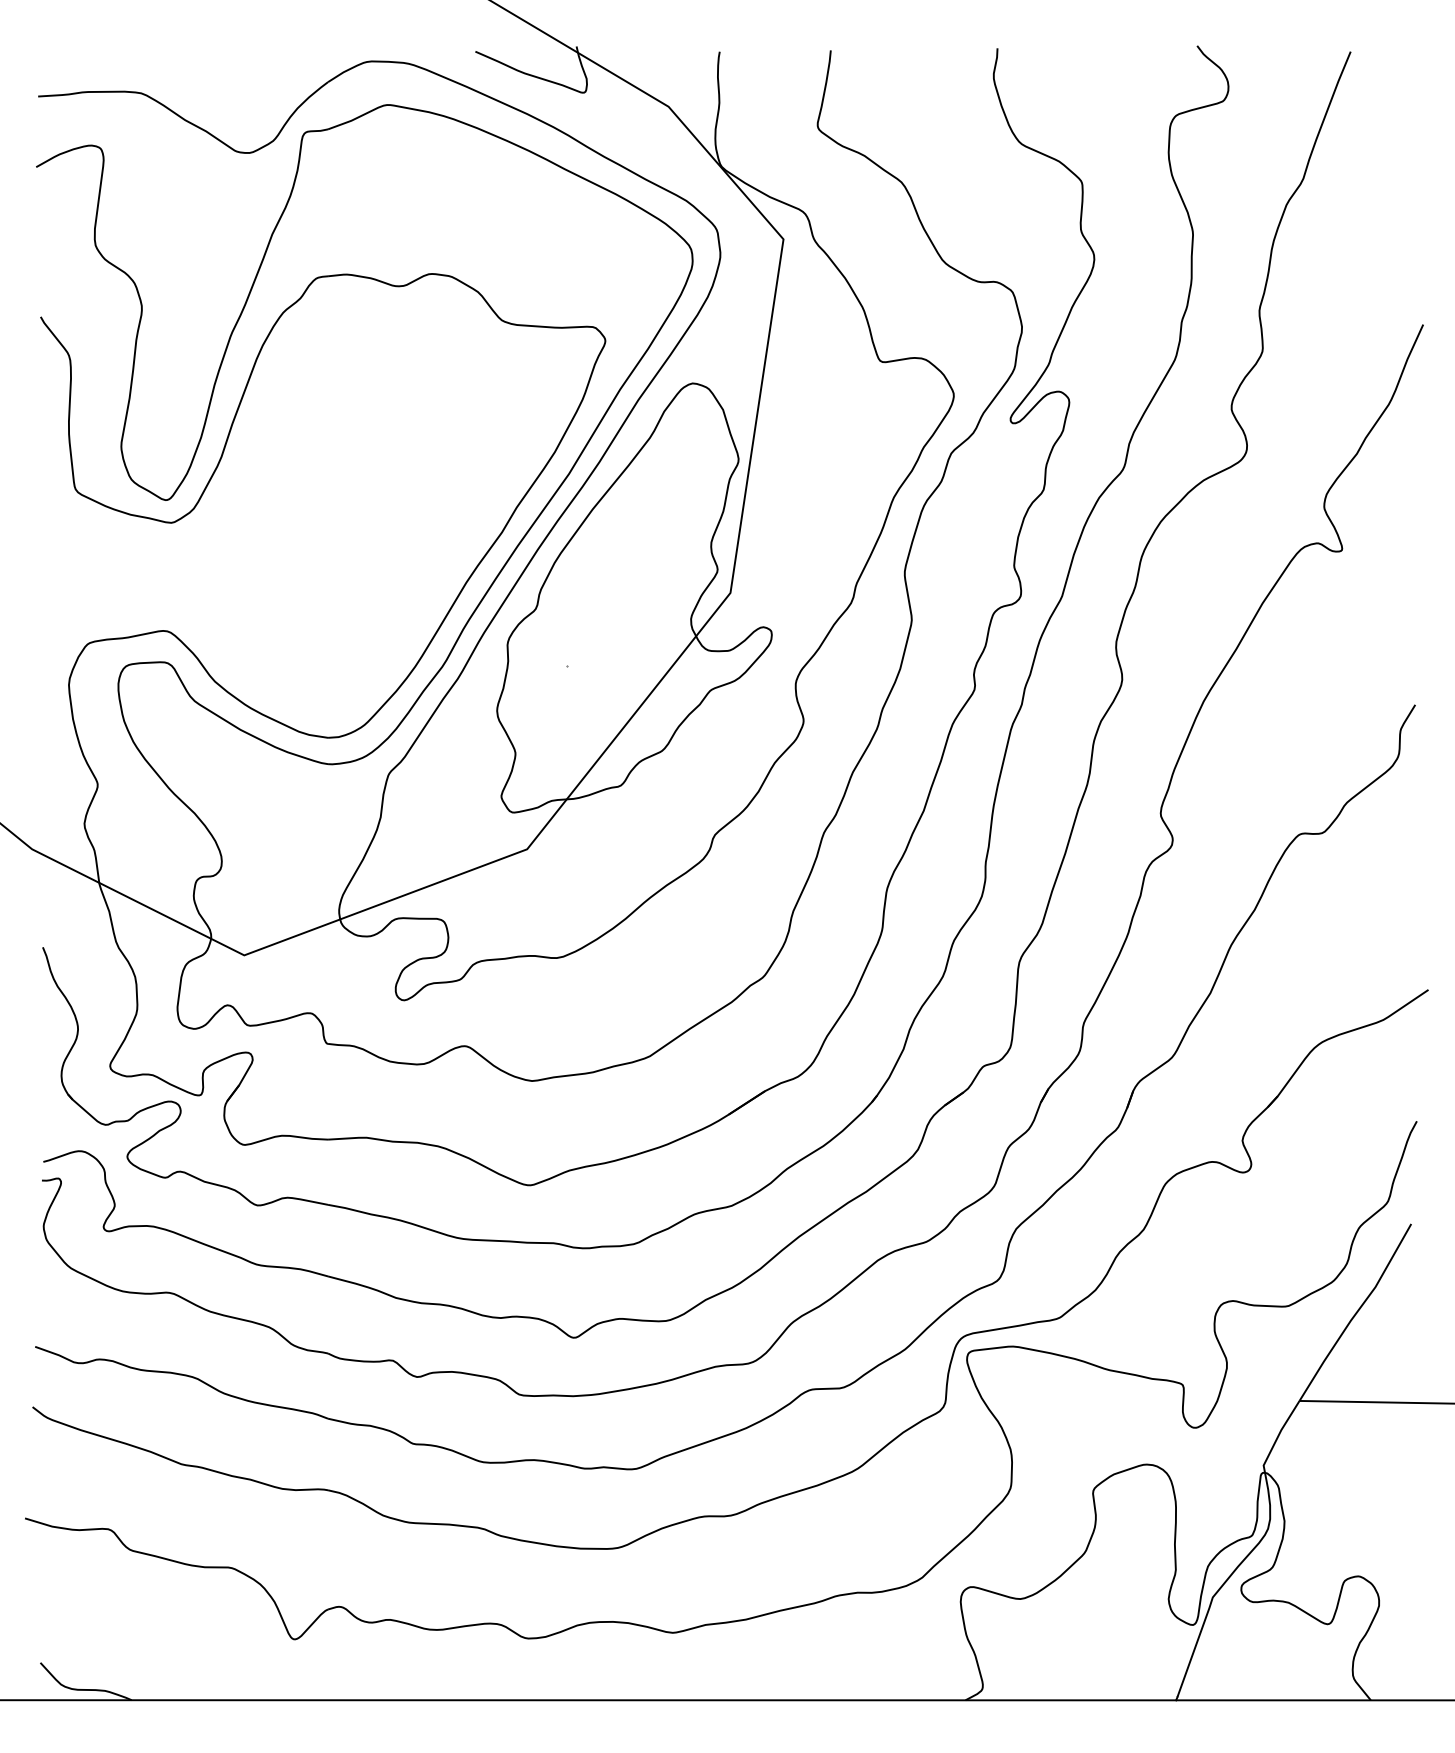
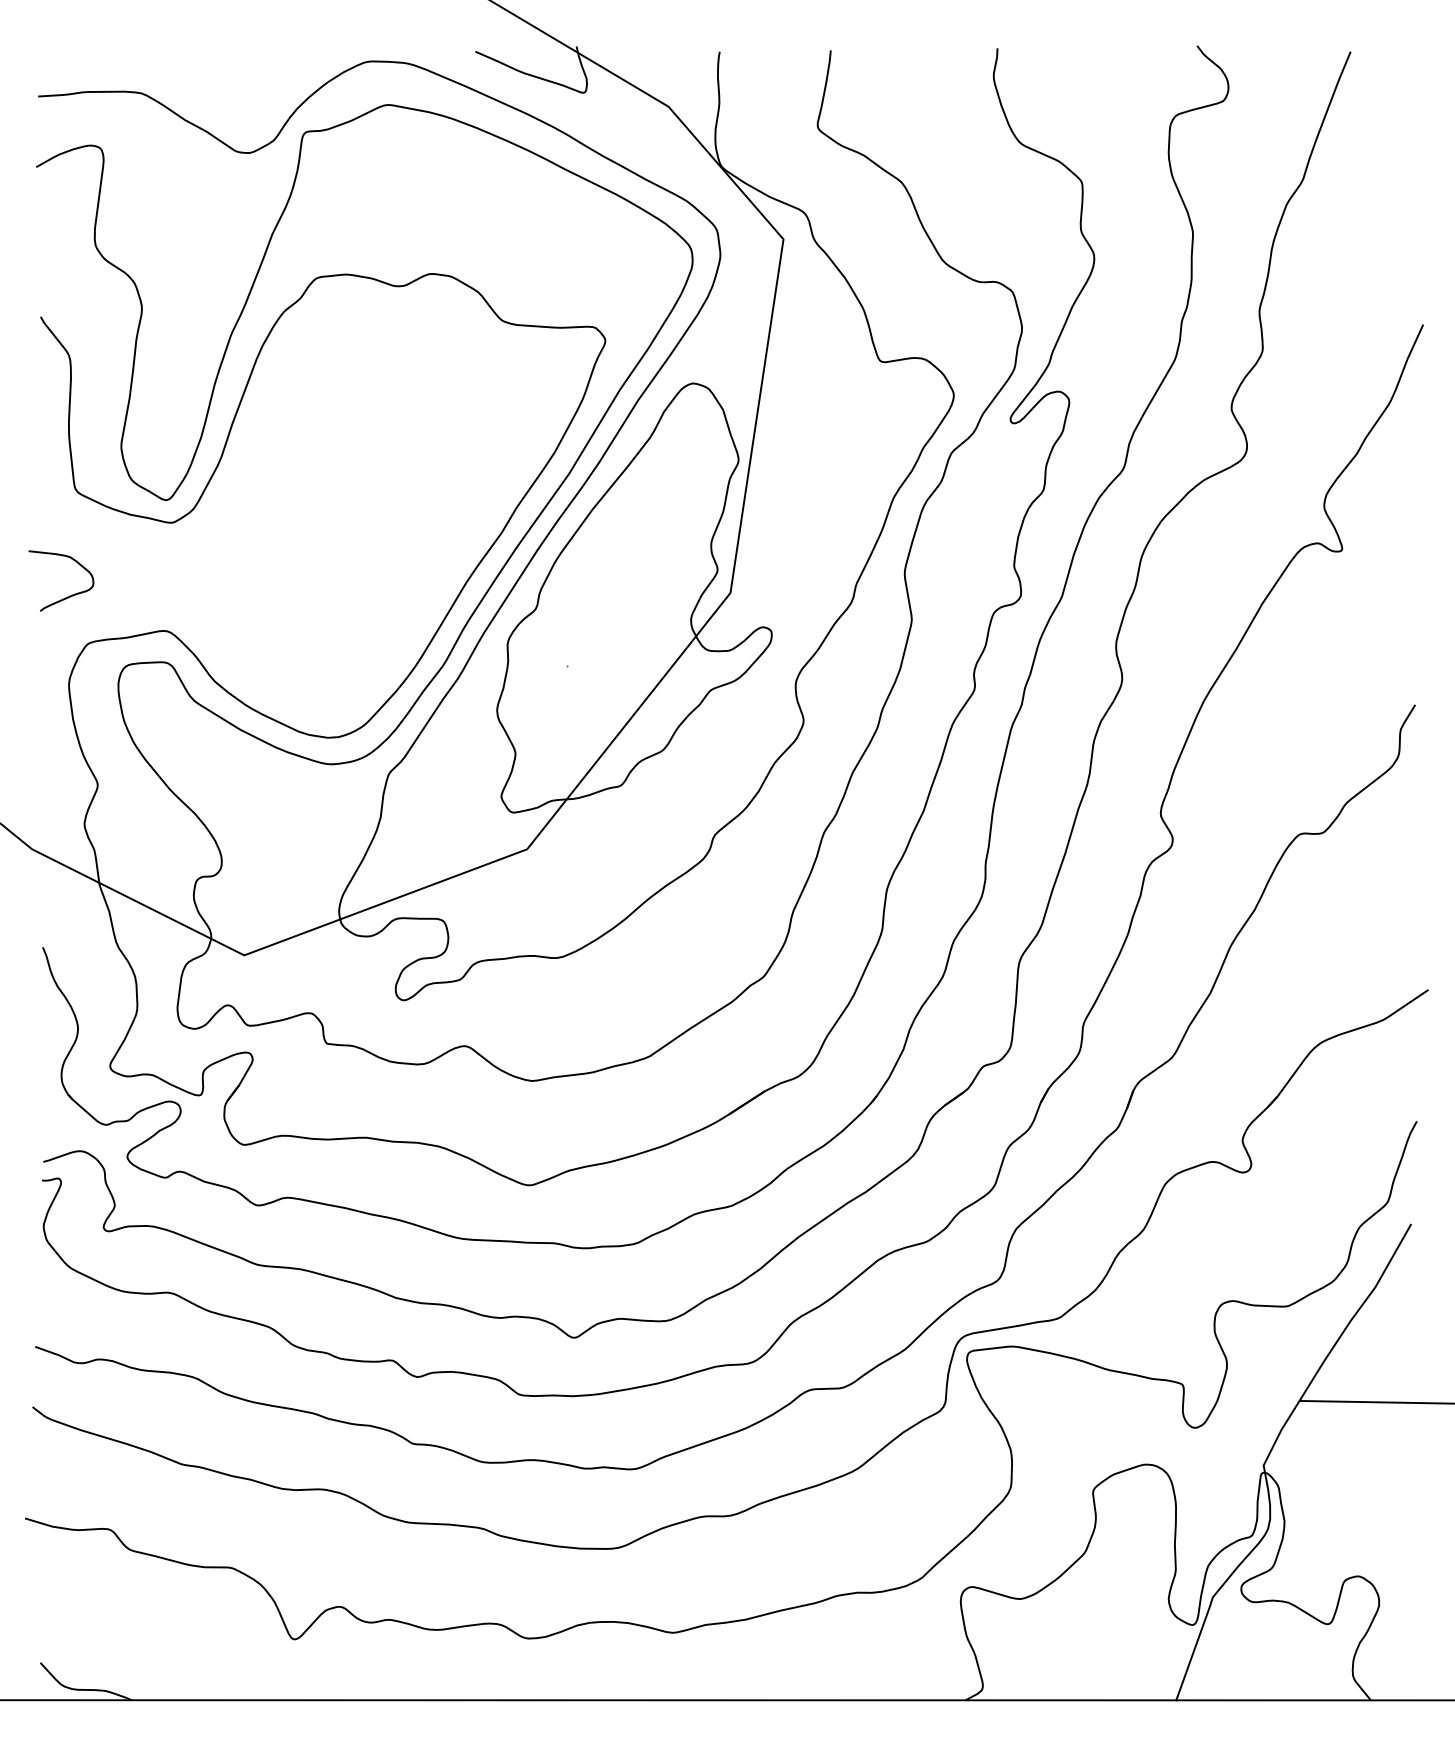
curve: none -> present (69, 595)
